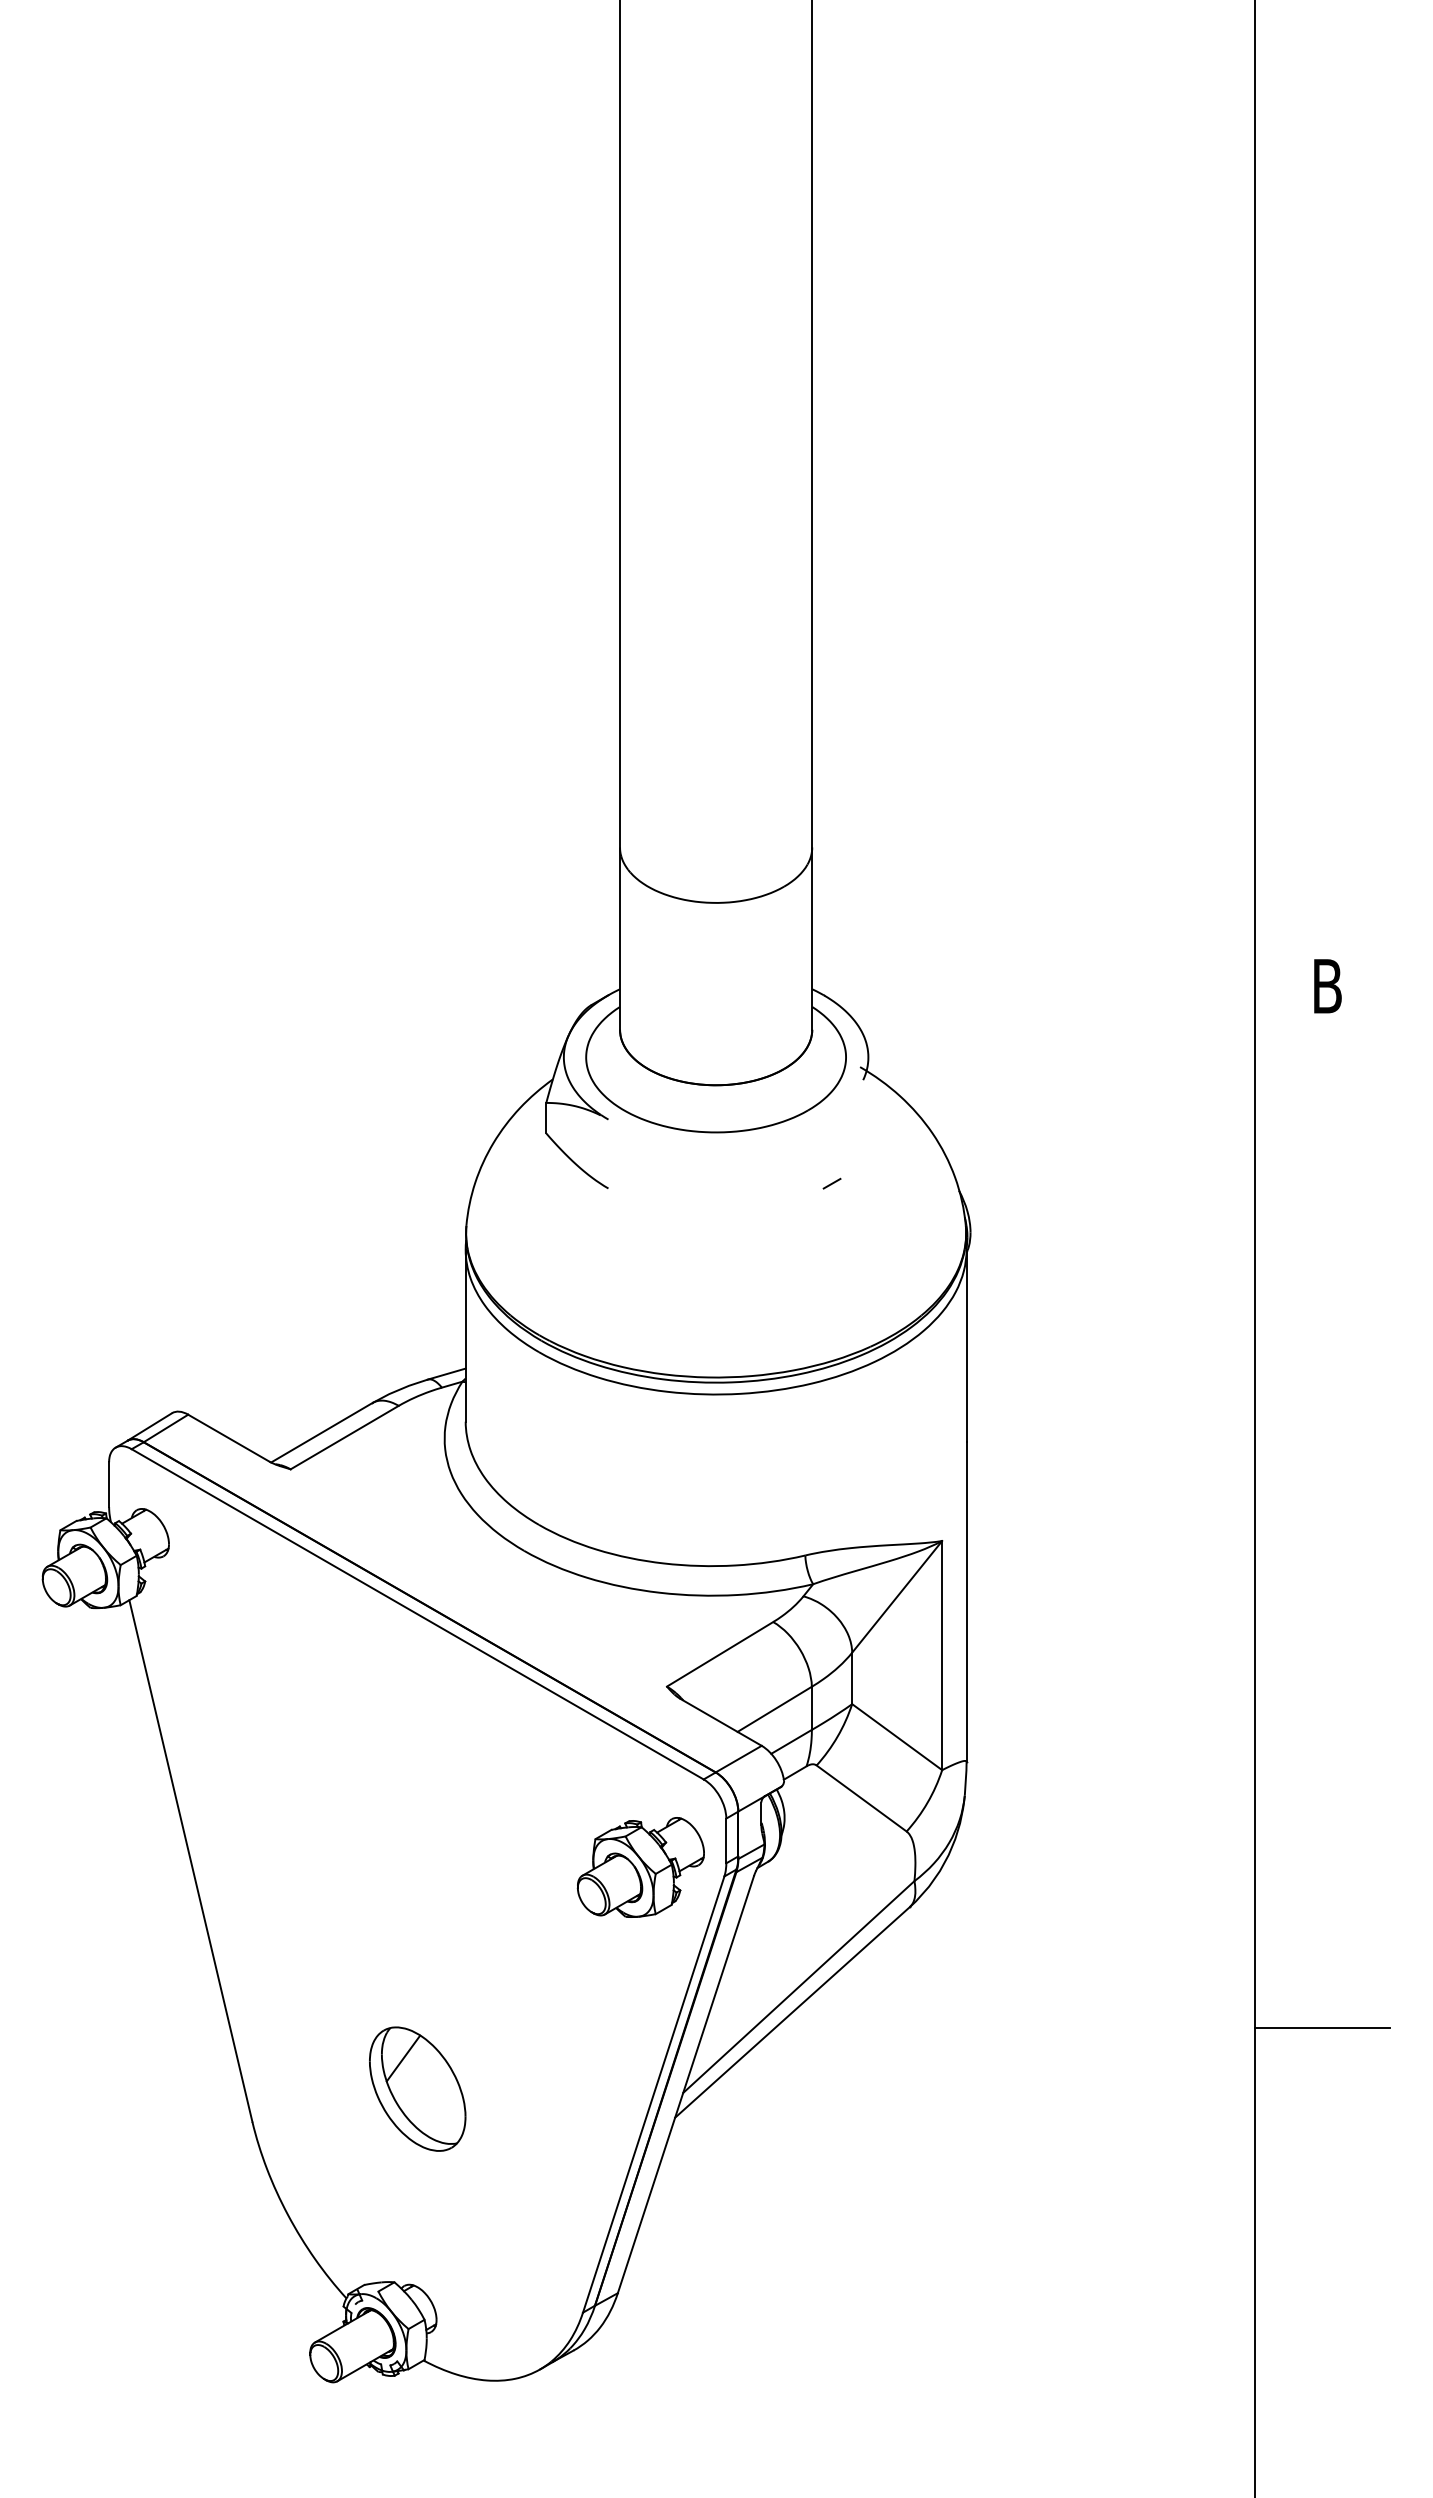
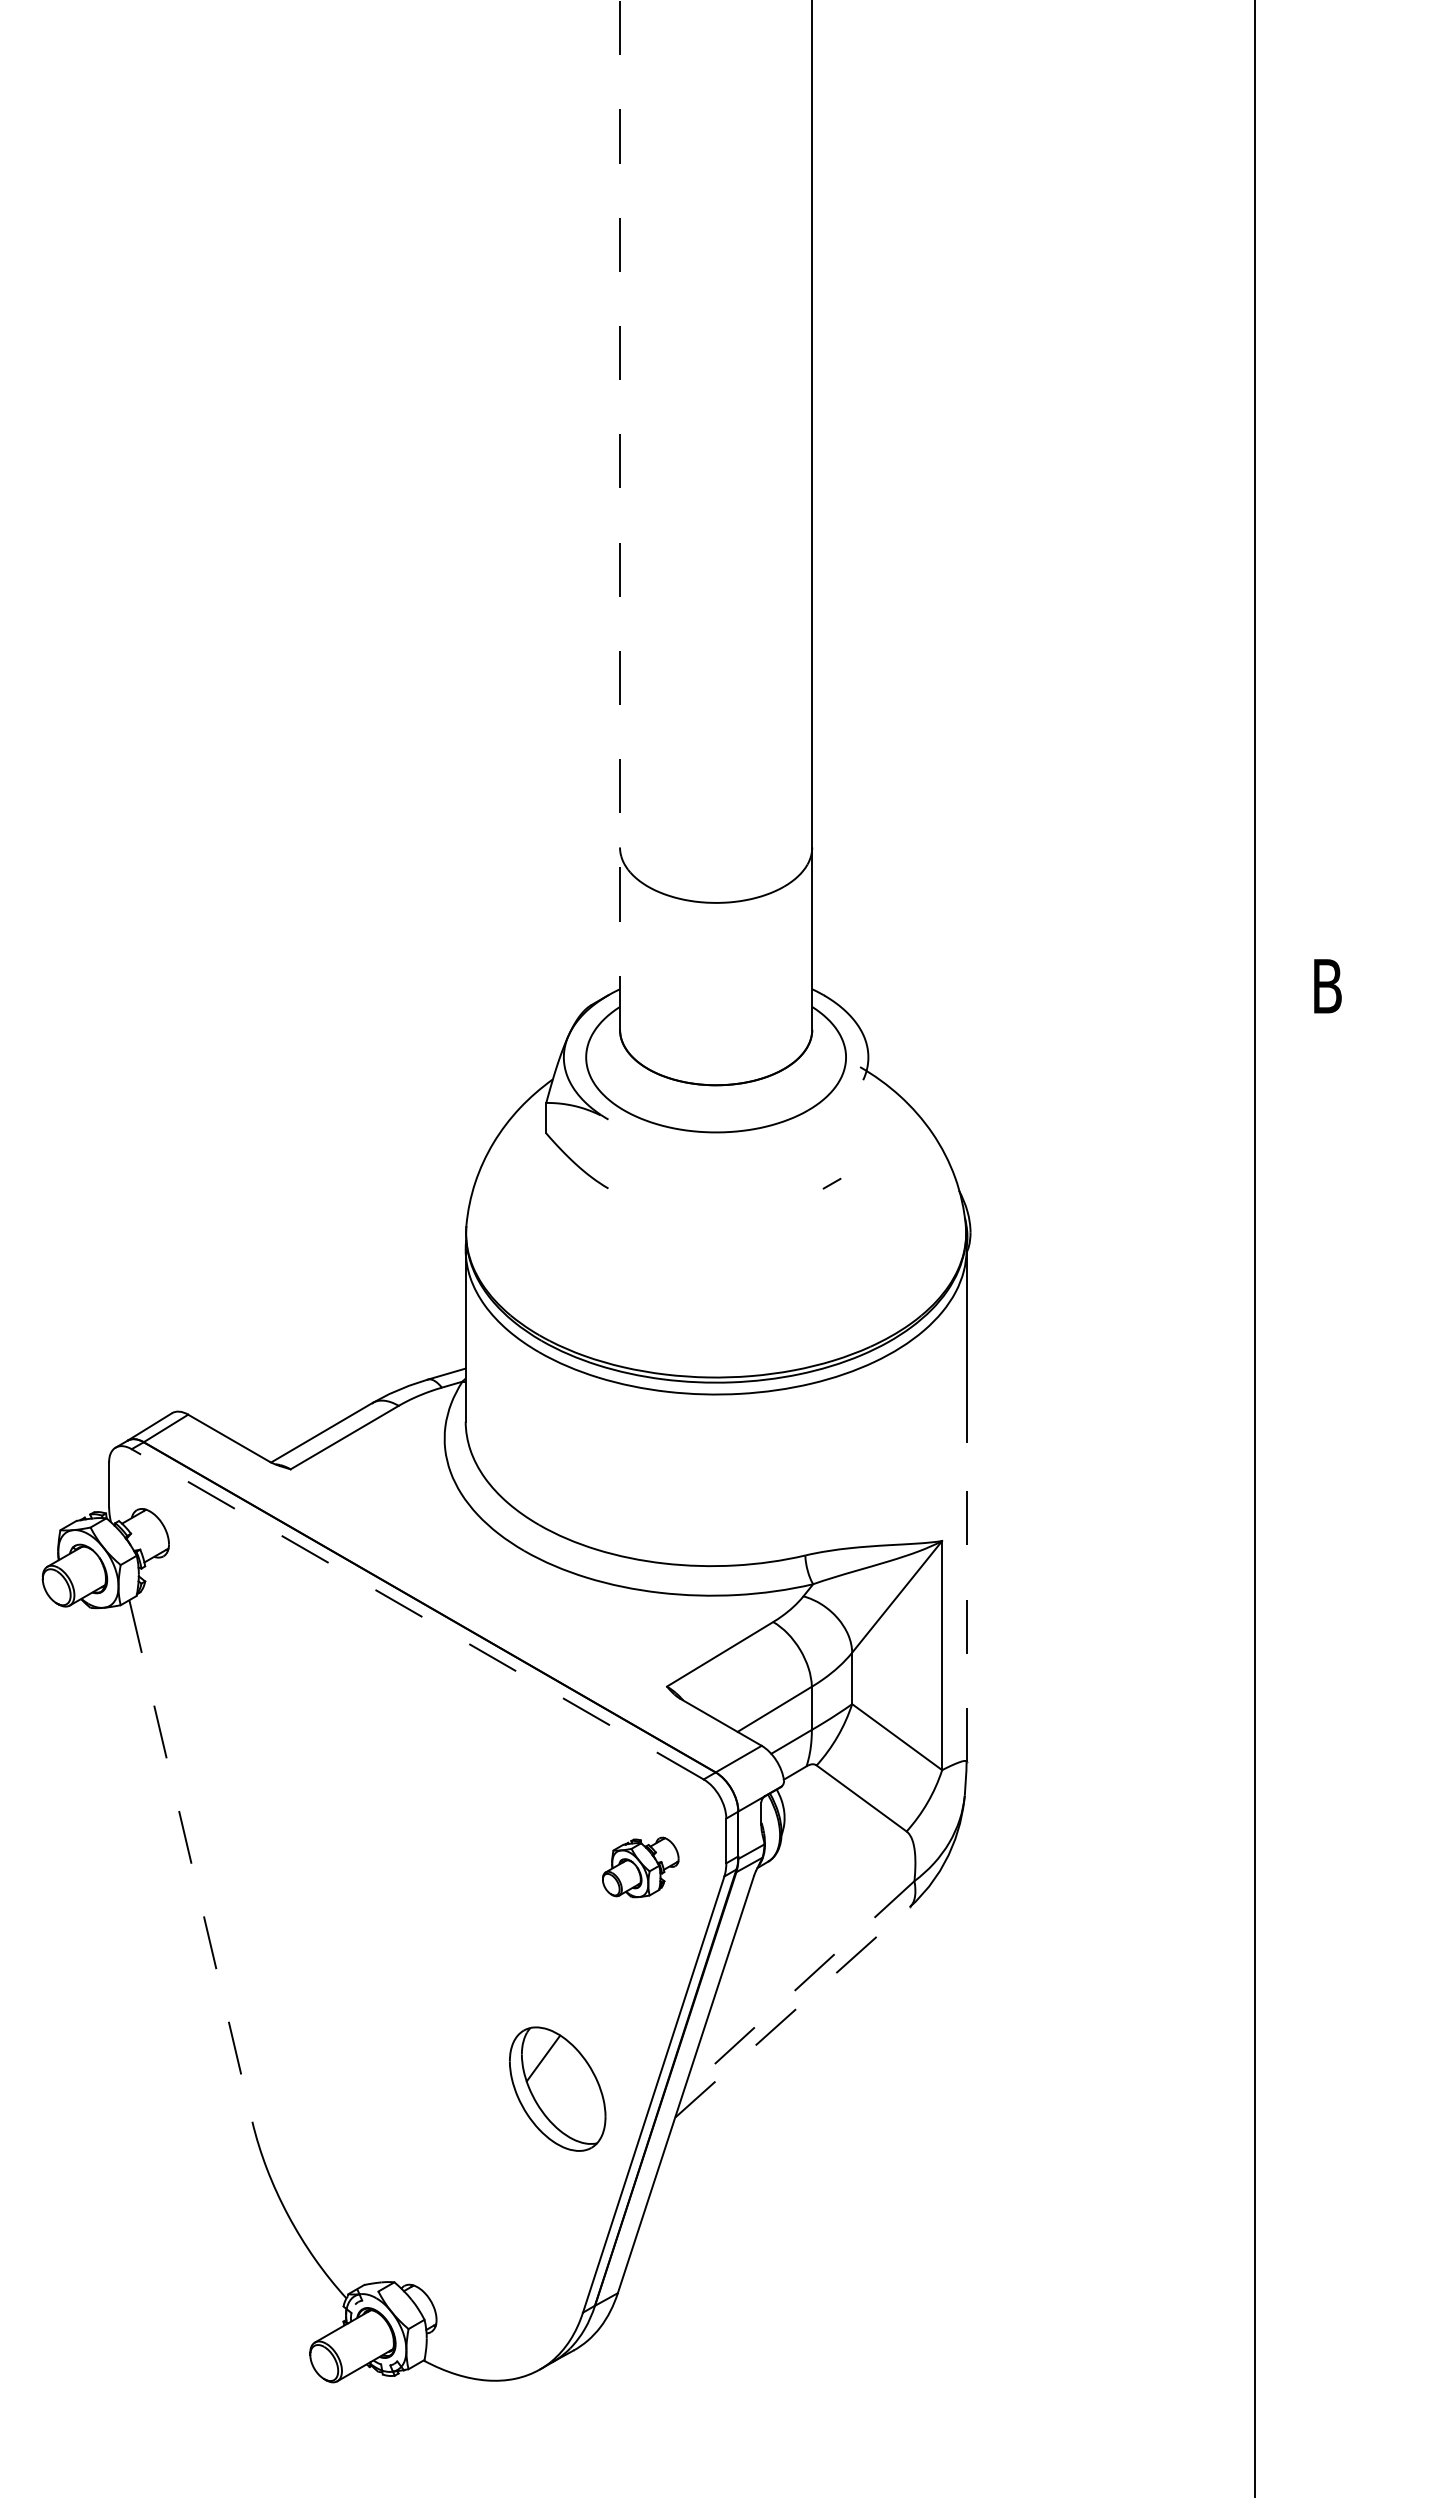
line: solid -> dashed (620, 514)
line: solid -> dashed (966, 1601)
line: solid -> dashed (417, 1614)
line: solid -> dashed (190, 1861)
part size: 129x101 px -> 78x63 px (640, 1867)
line: solid -> dashed (798, 1987)
line: solid -> dashed (792, 2012)
line: present -> none (1322, 2028)
part position: (417, 2088) -> (557, 2088) (557, 2088)
